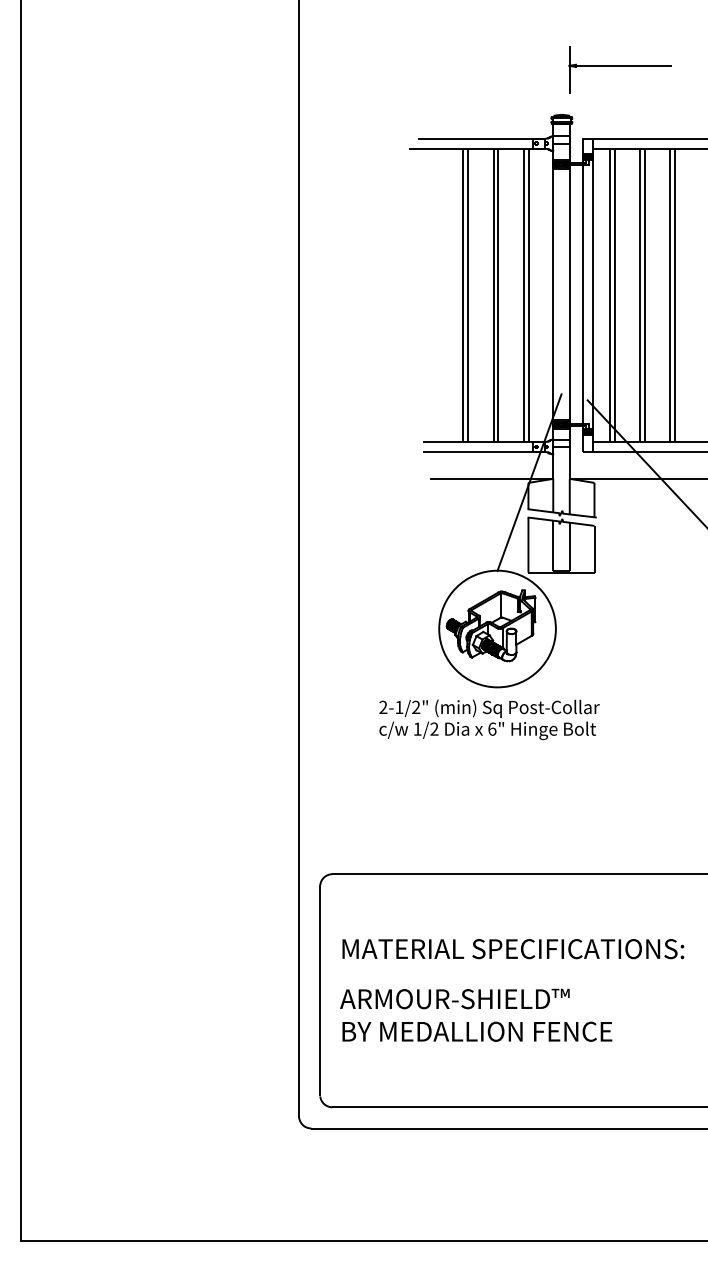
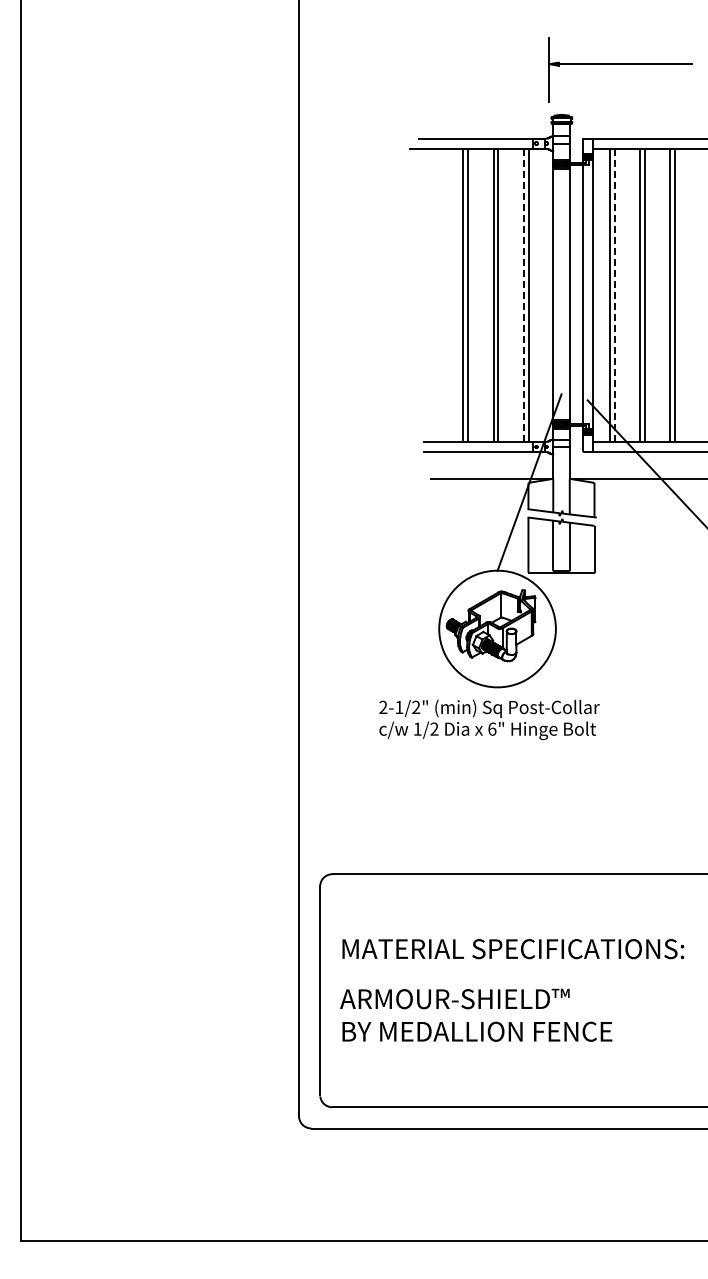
part size: 104x48 px -> 145x66 px (620, 69)
line: solid -> dashed (523, 295)
line: solid -> dashed (614, 295)
